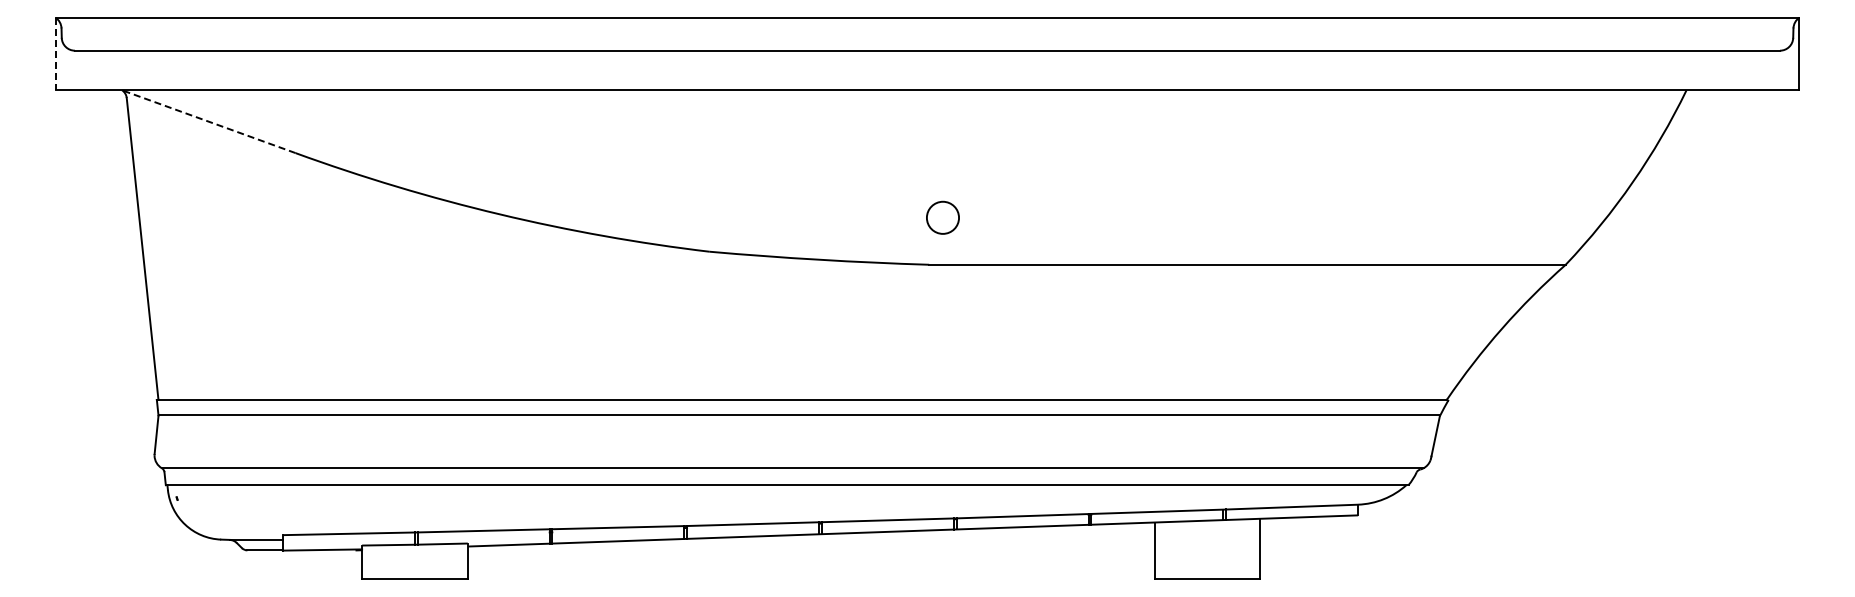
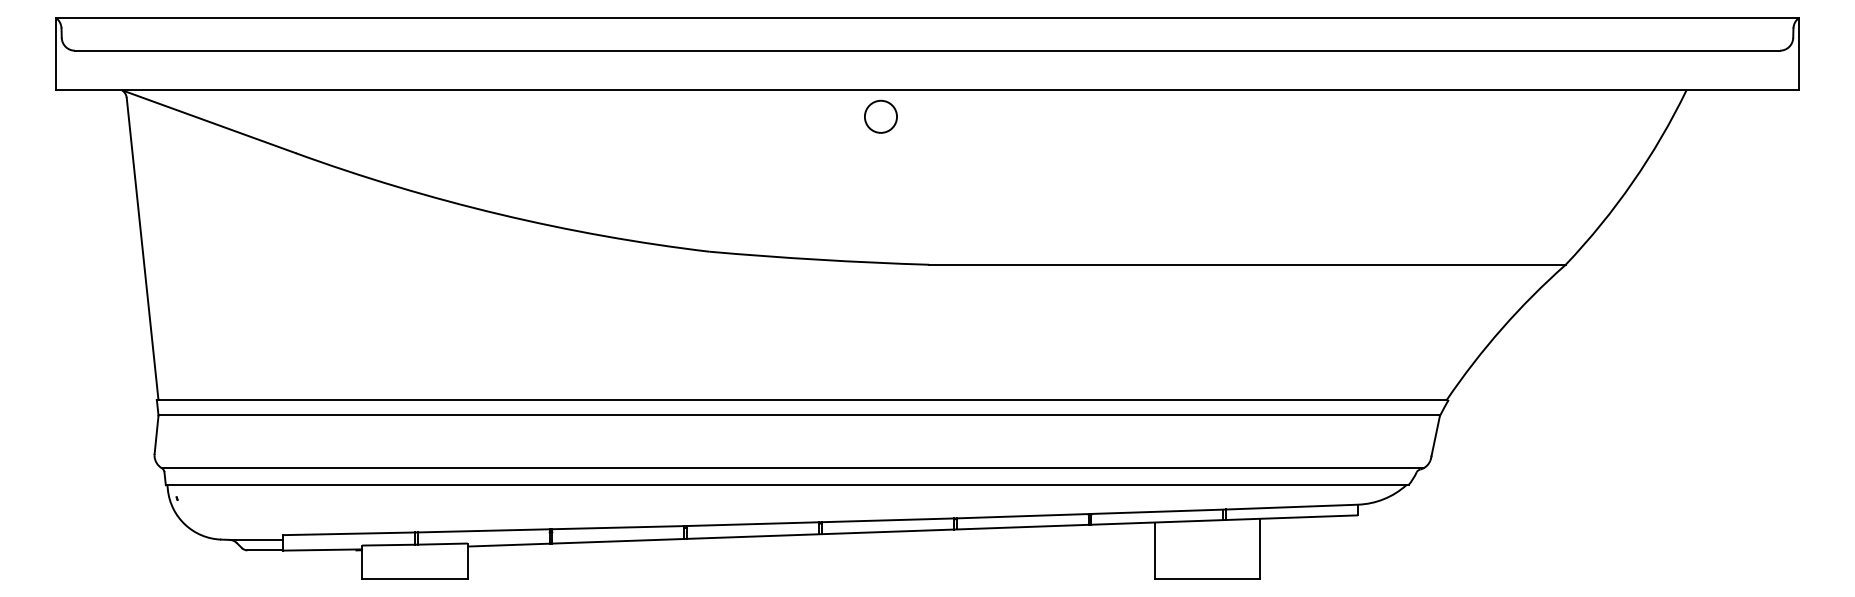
line: dashed -> solid (55, 54)
line: dashed -> solid (208, 121)
circle position: (942, 217) -> (880, 116) (880, 116)
